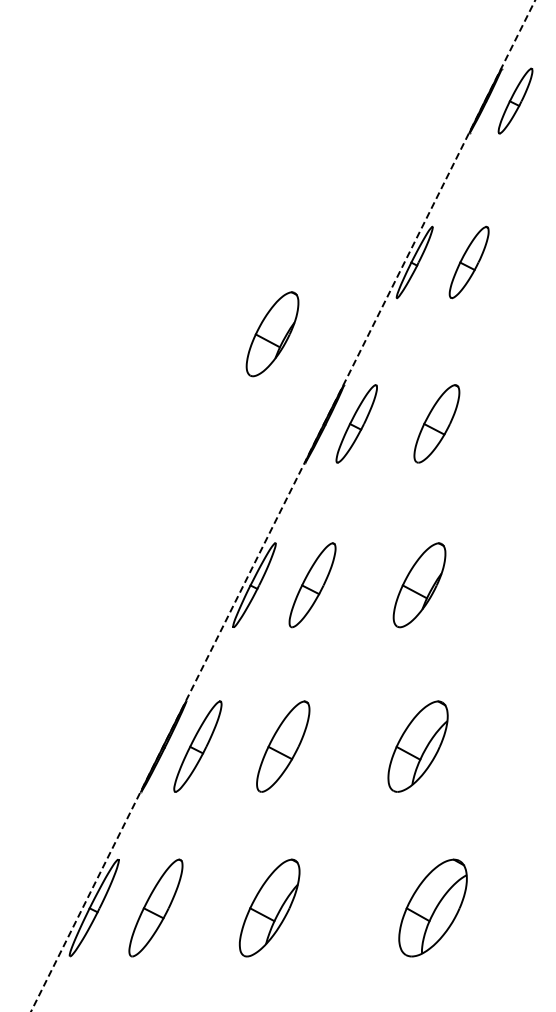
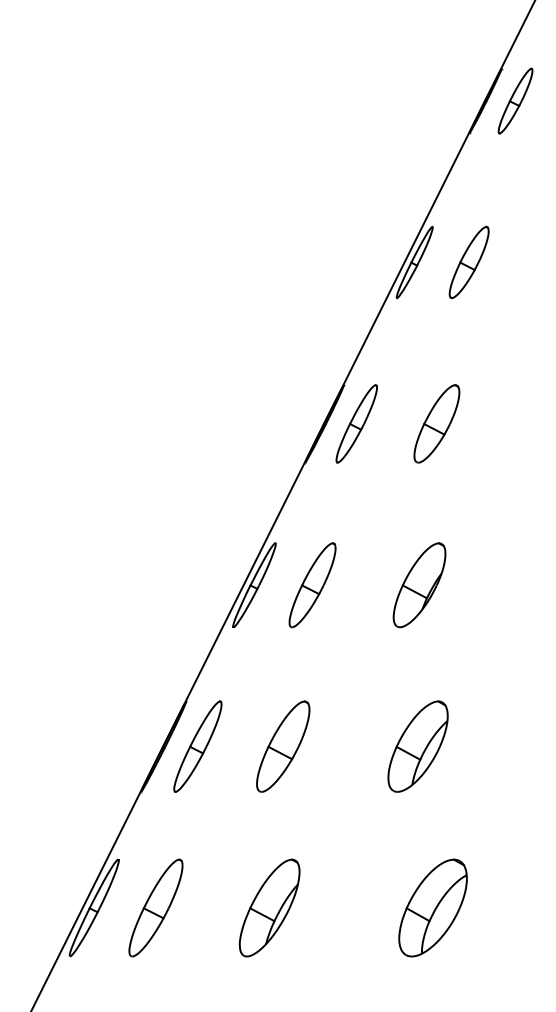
part: present -> none (272, 334)
line: dashed -> solid (283, 506)
